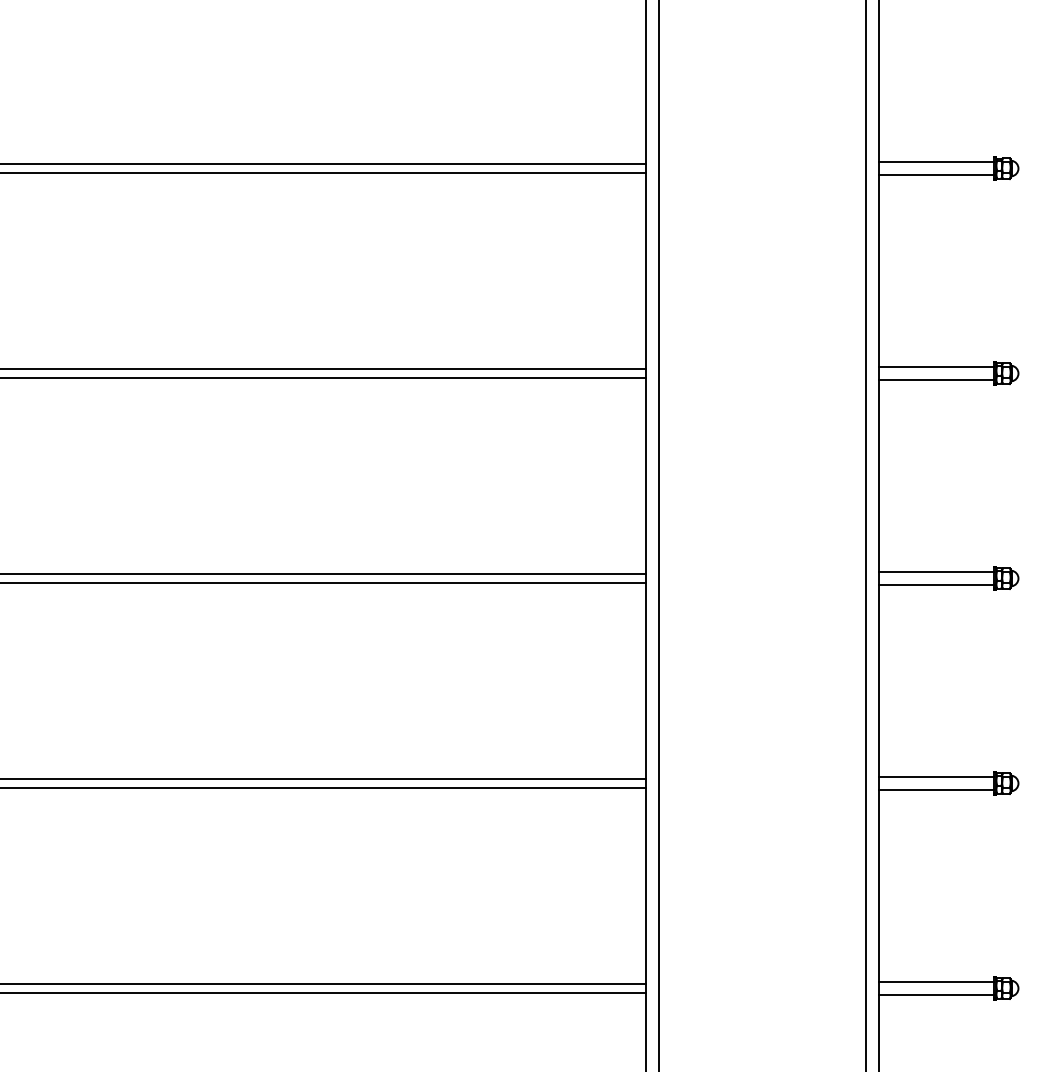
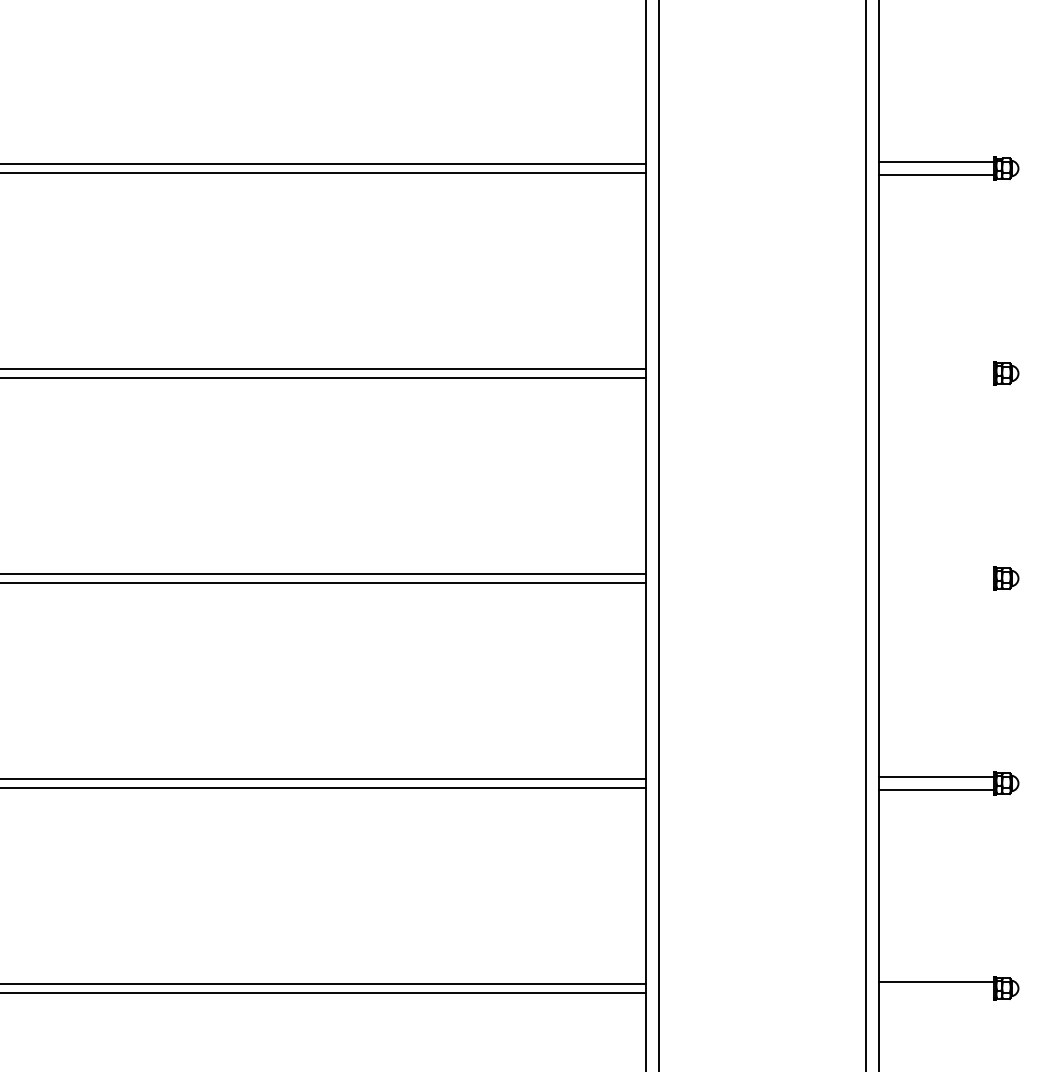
line: present -> none (936, 367)
line: present -> none (936, 379)
line: present -> none (936, 572)
line: present -> none (936, 584)
line: present -> none (936, 994)
